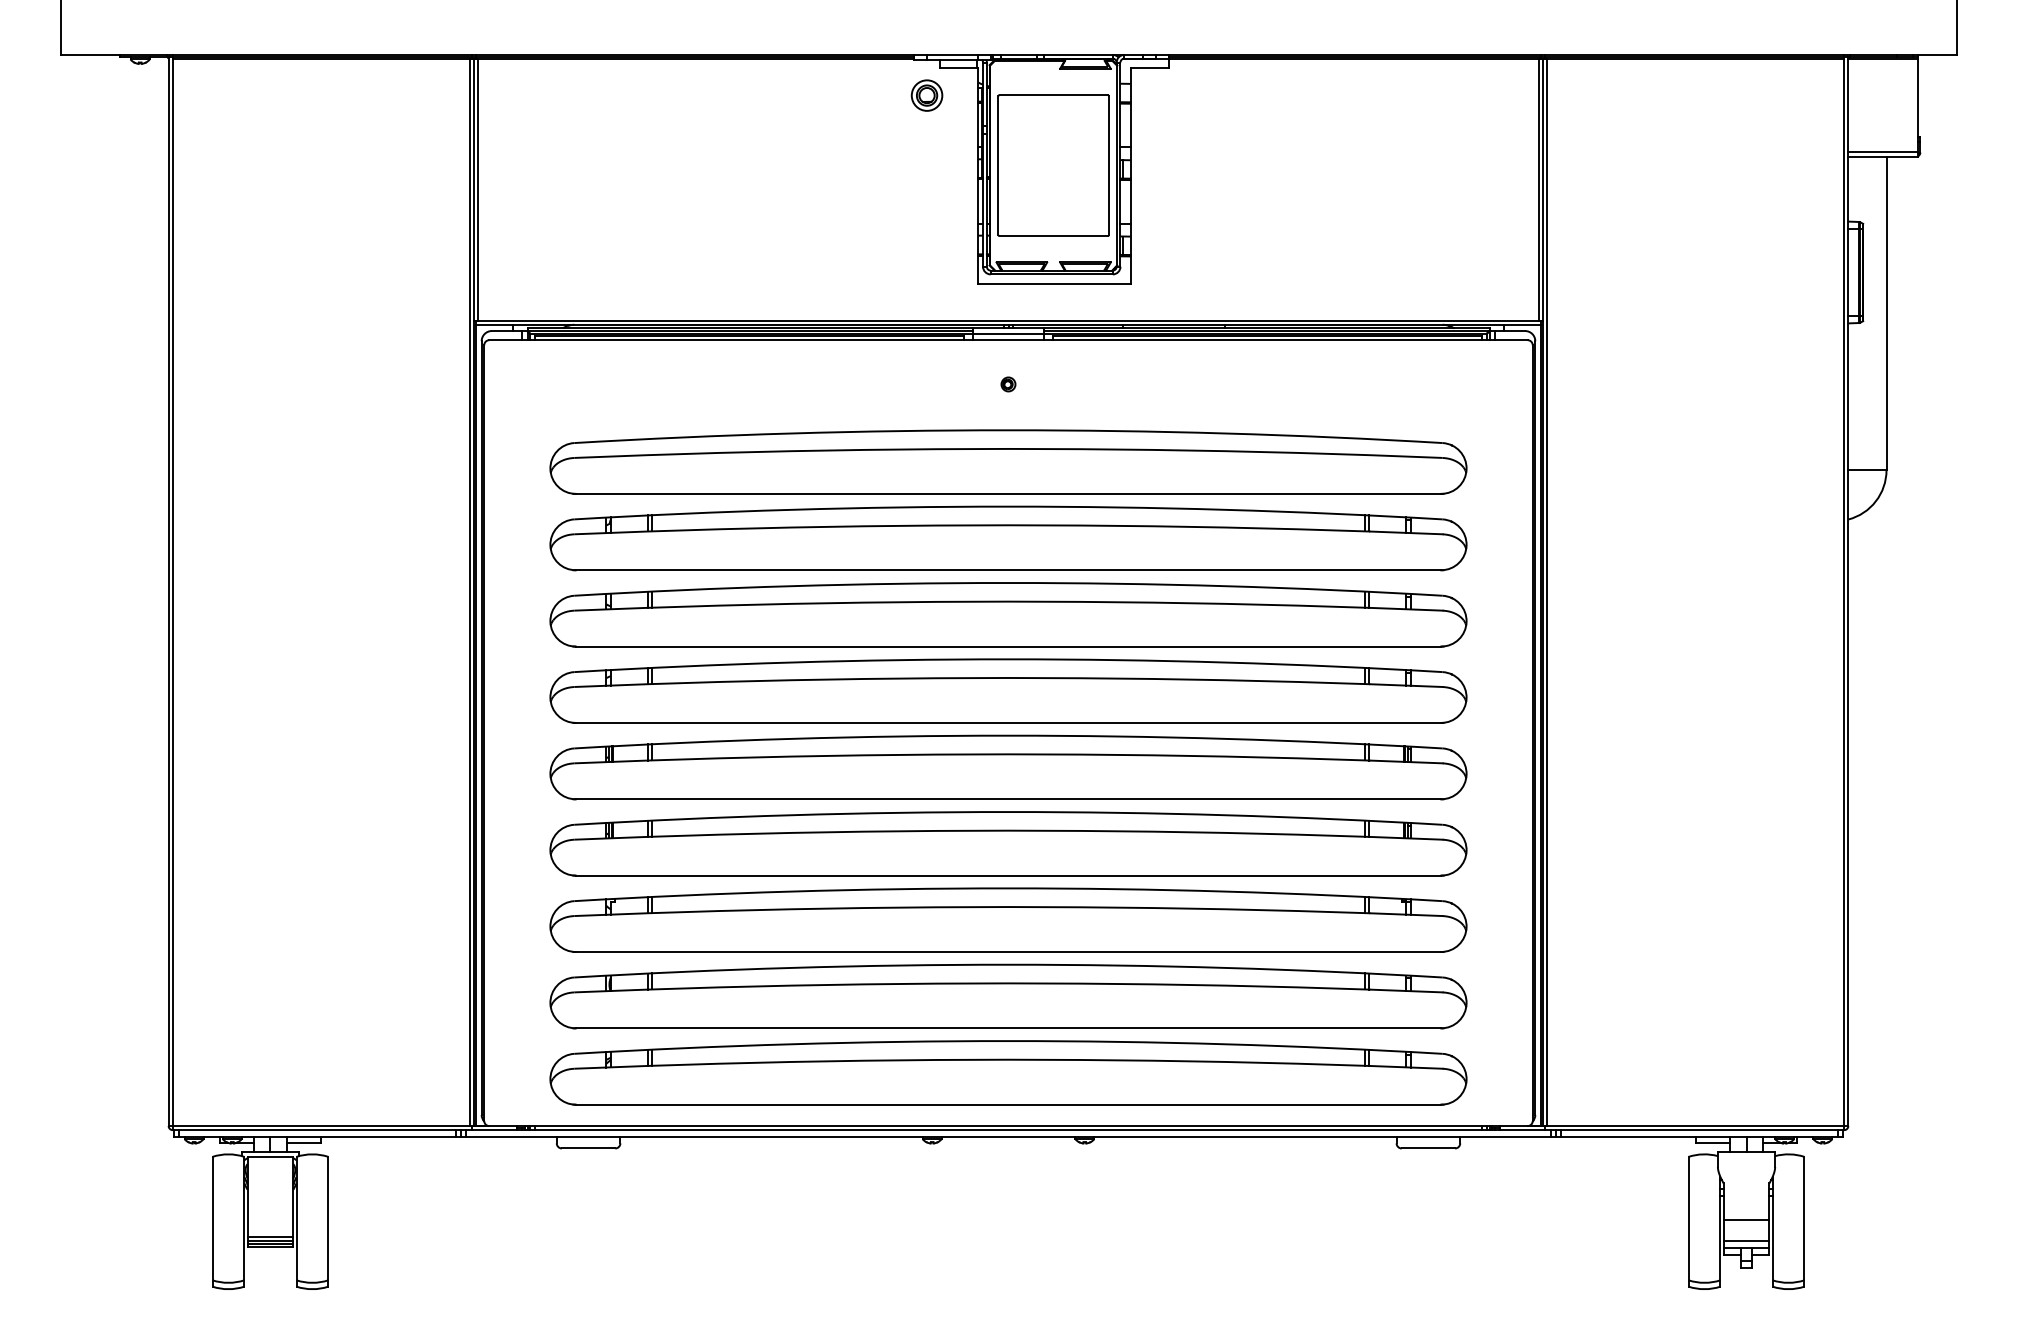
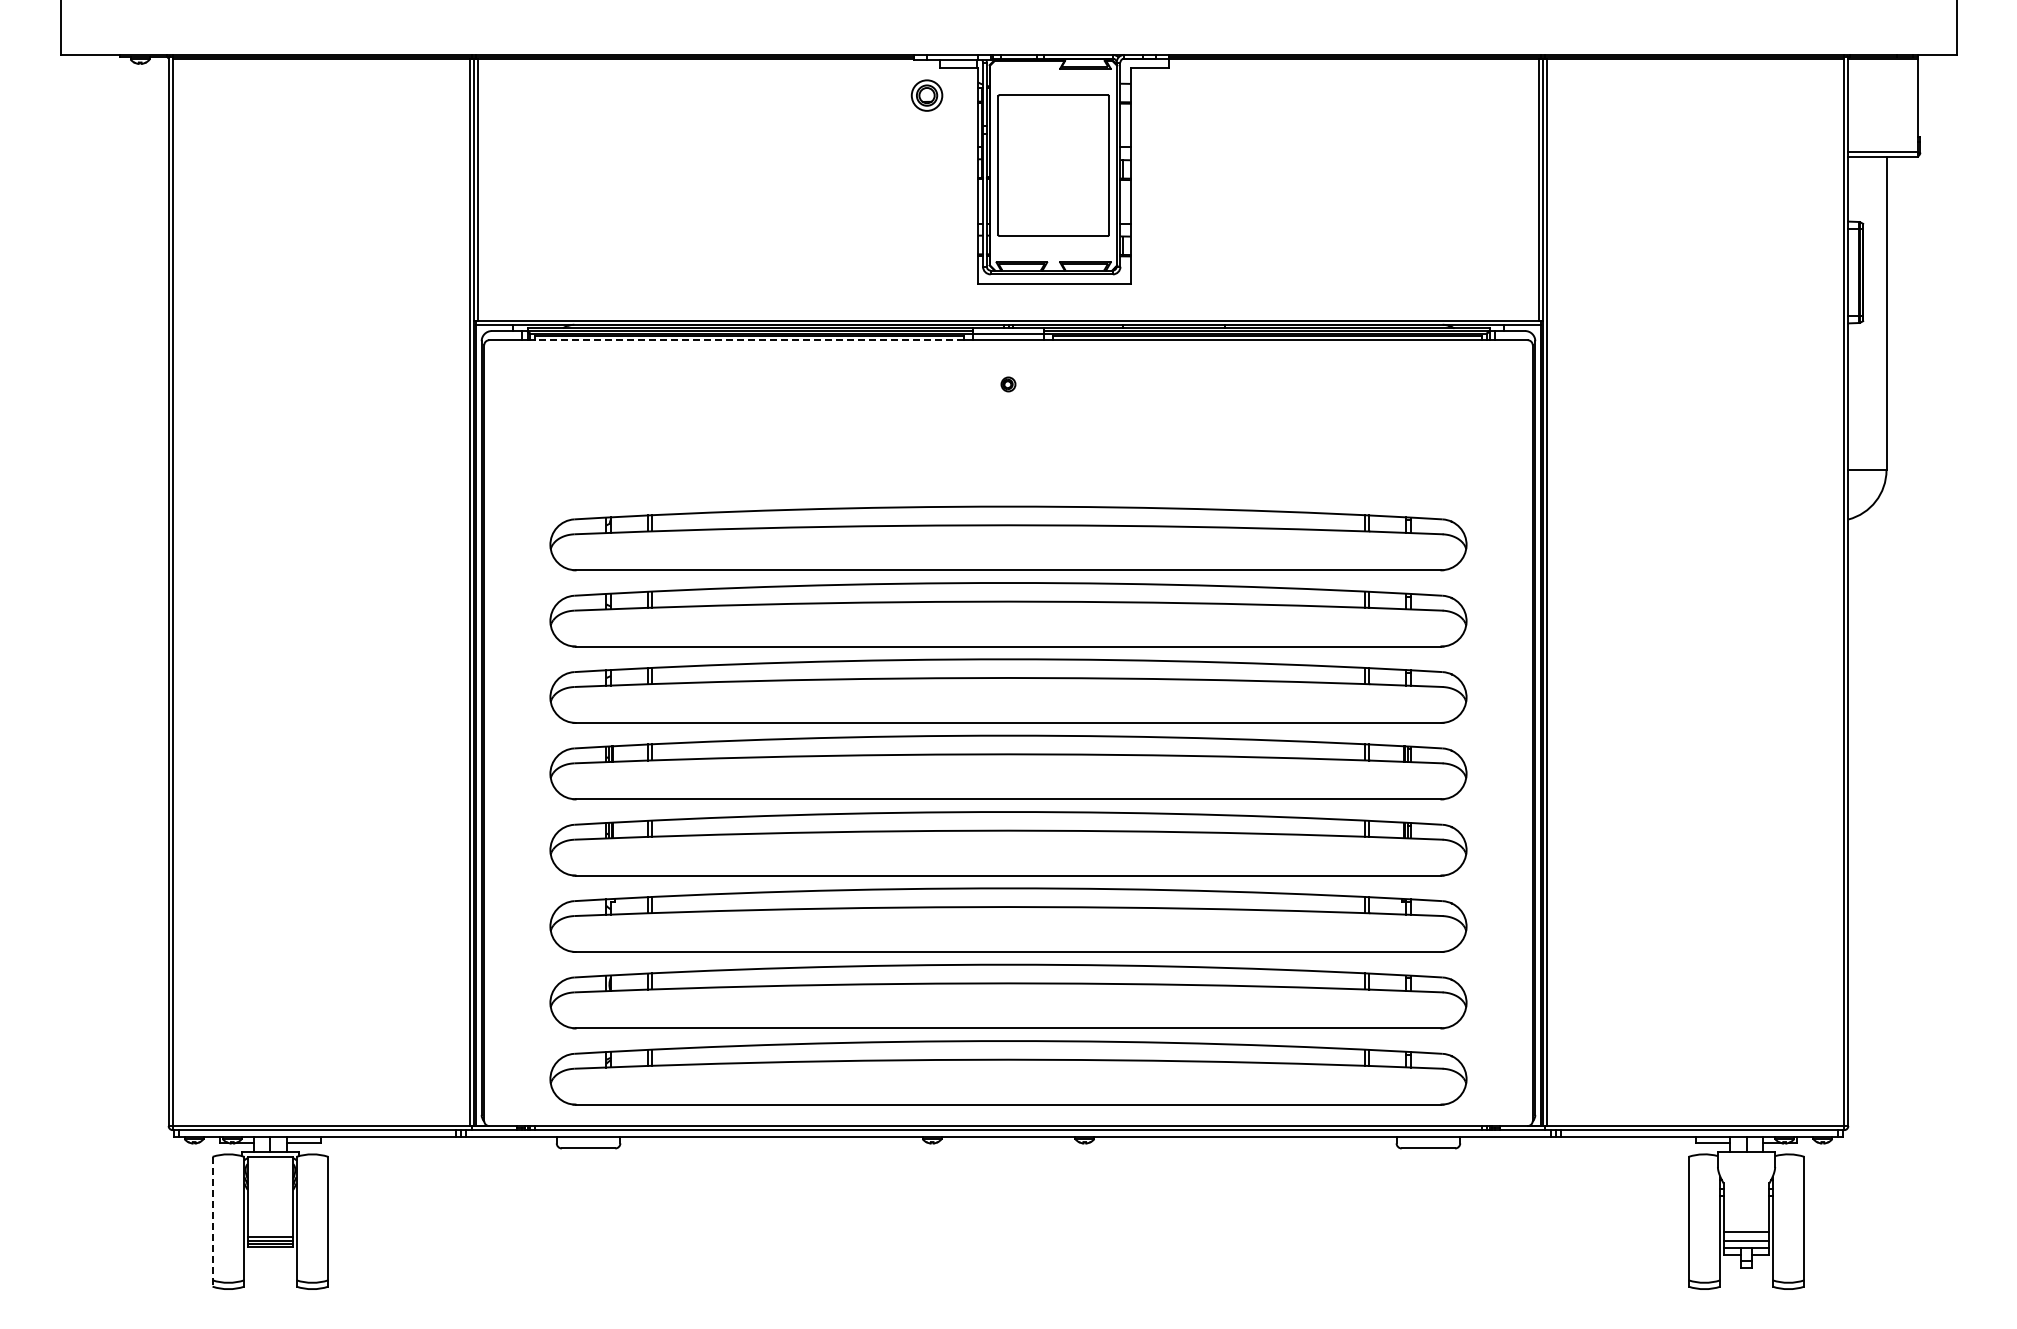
line: solid -> dashed (749, 340)
part: present -> none (1008, 461)
line position: (1746, 1220) -> (1746, 1232) (1746, 1232)
line: solid -> dashed (212, 1221)
